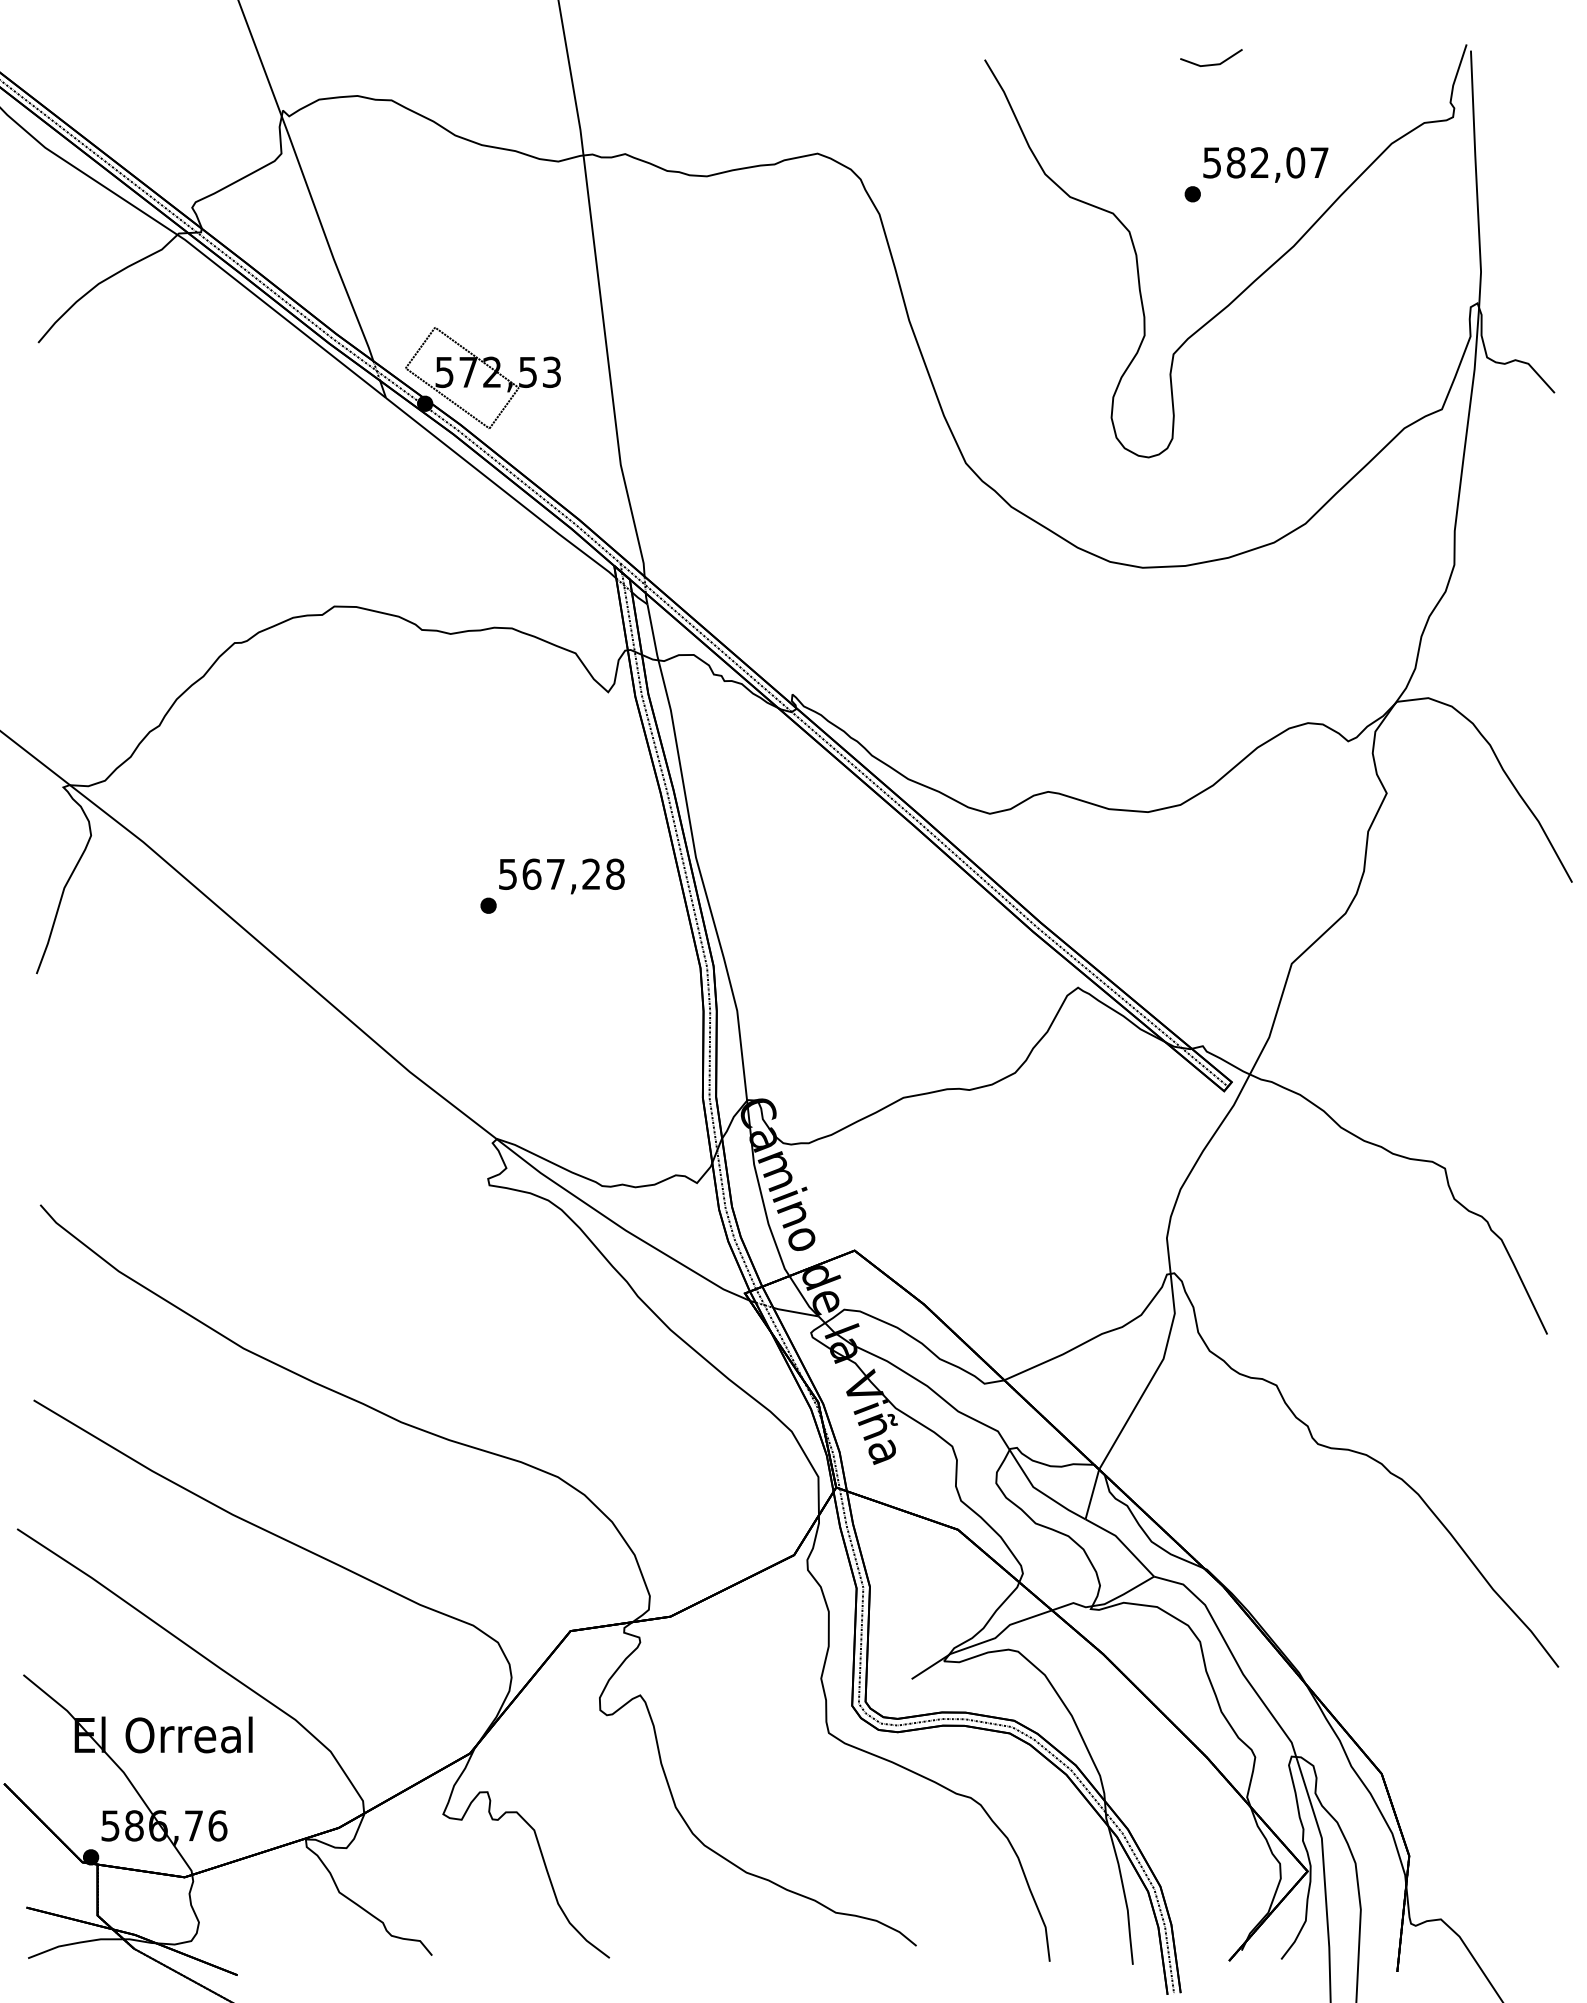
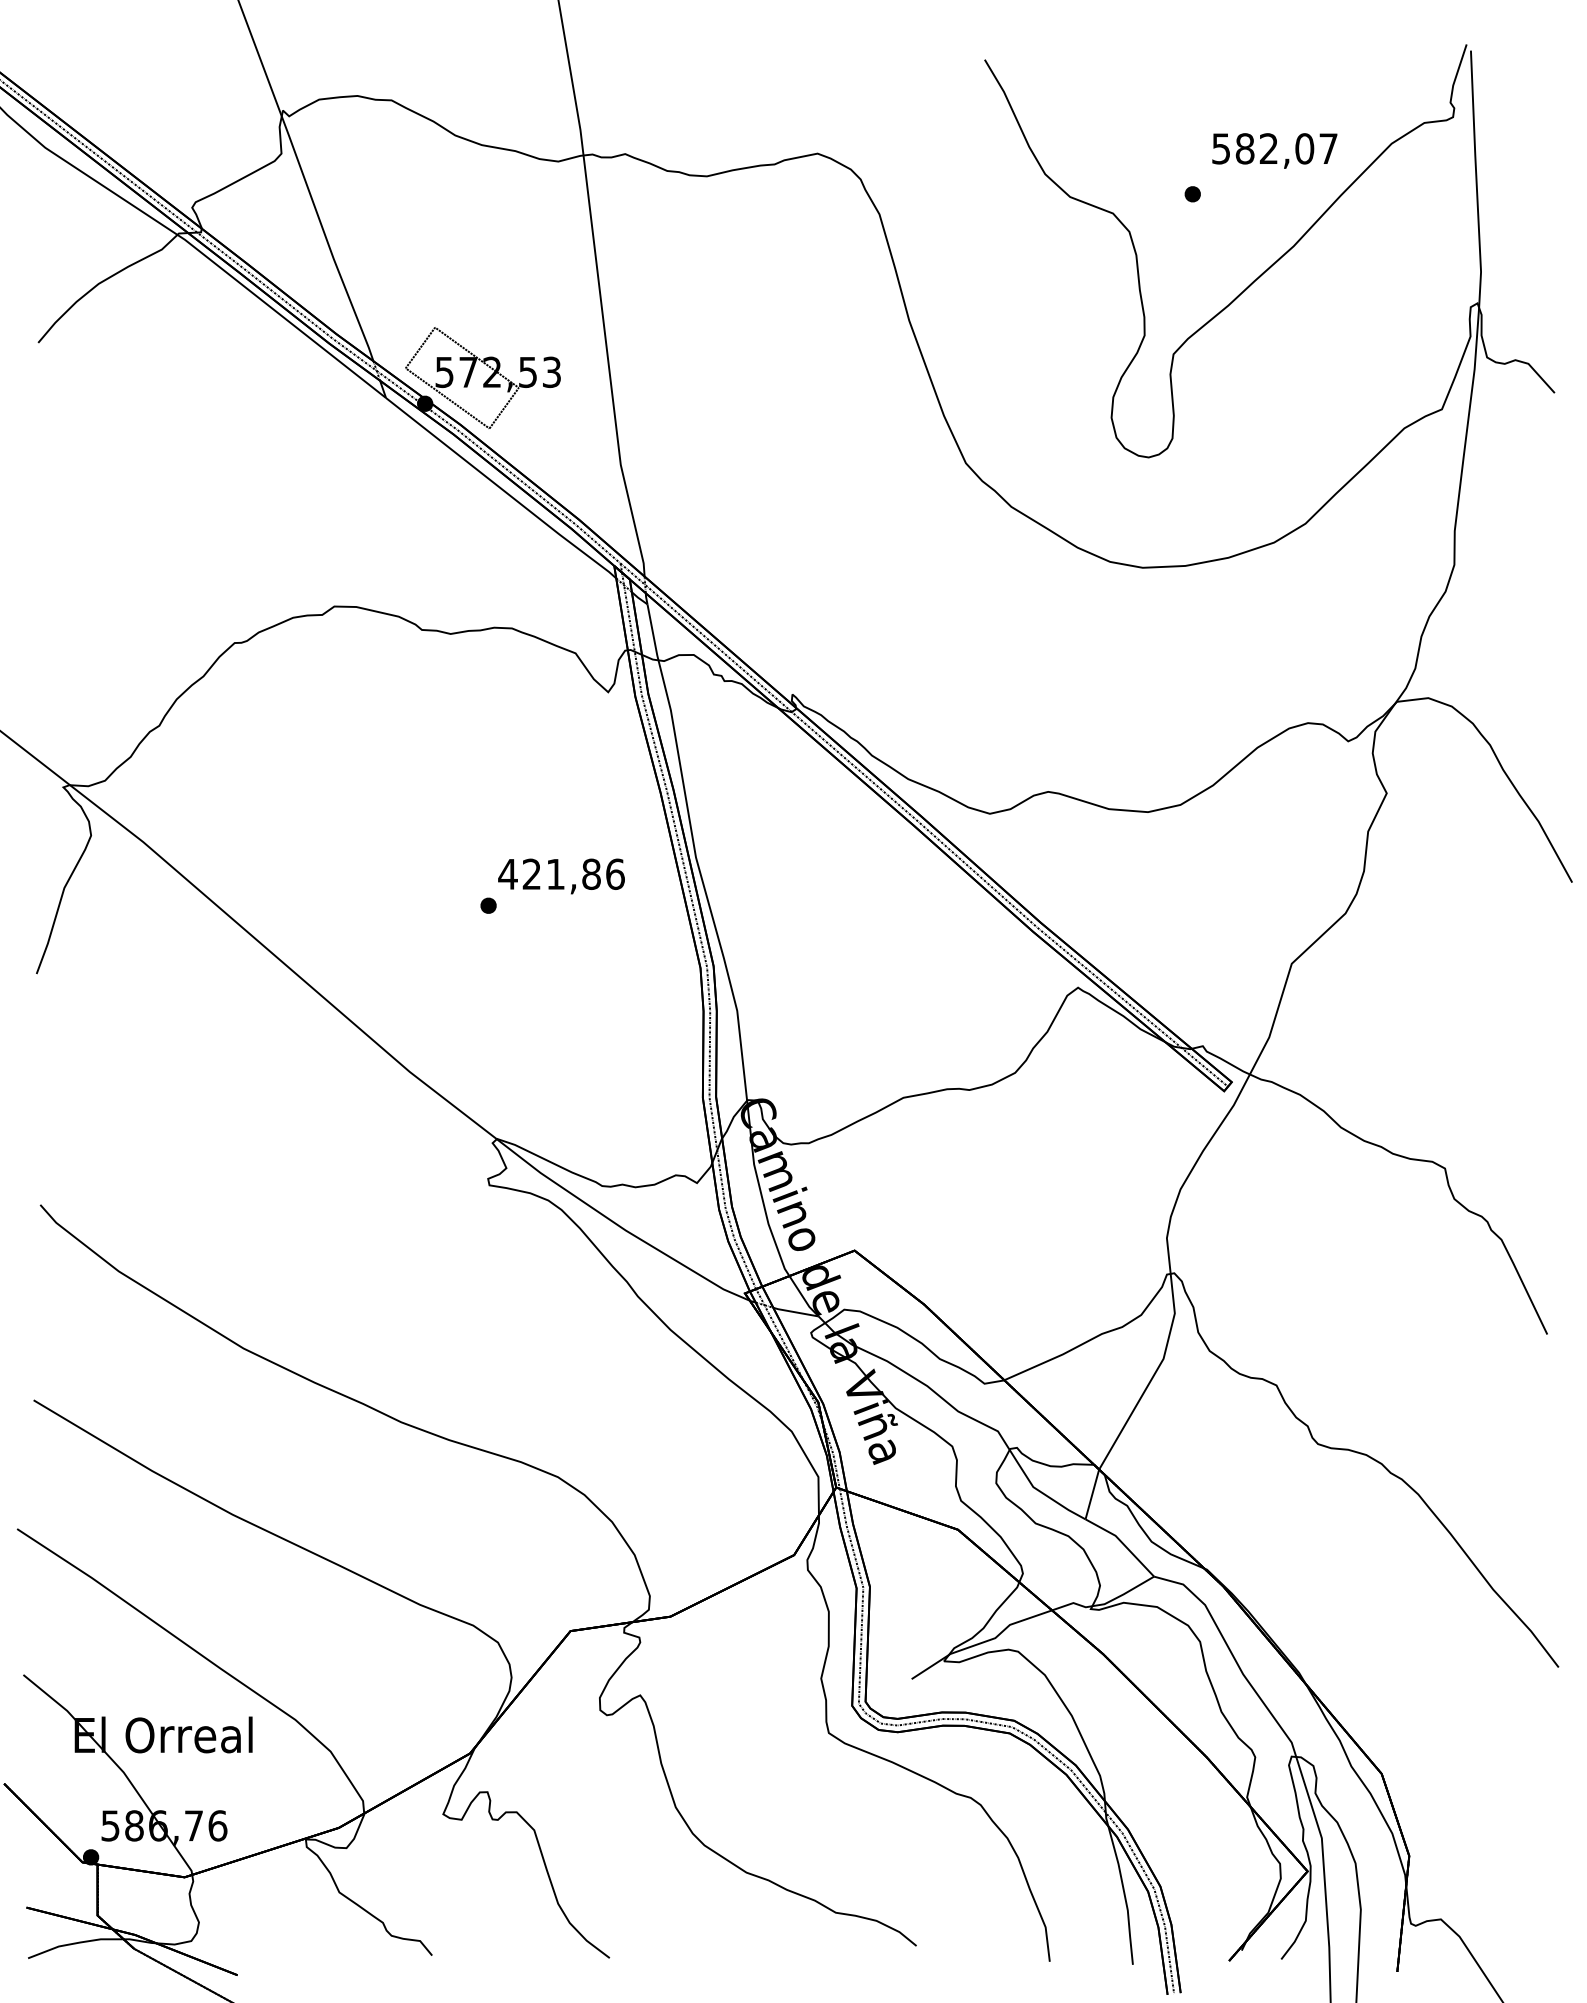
line: present -> none (1214, 63)
text position: (1265, 164) -> (1274, 150) (1274, 150)
text: 567,28 -> 421,86 (561, 873)
